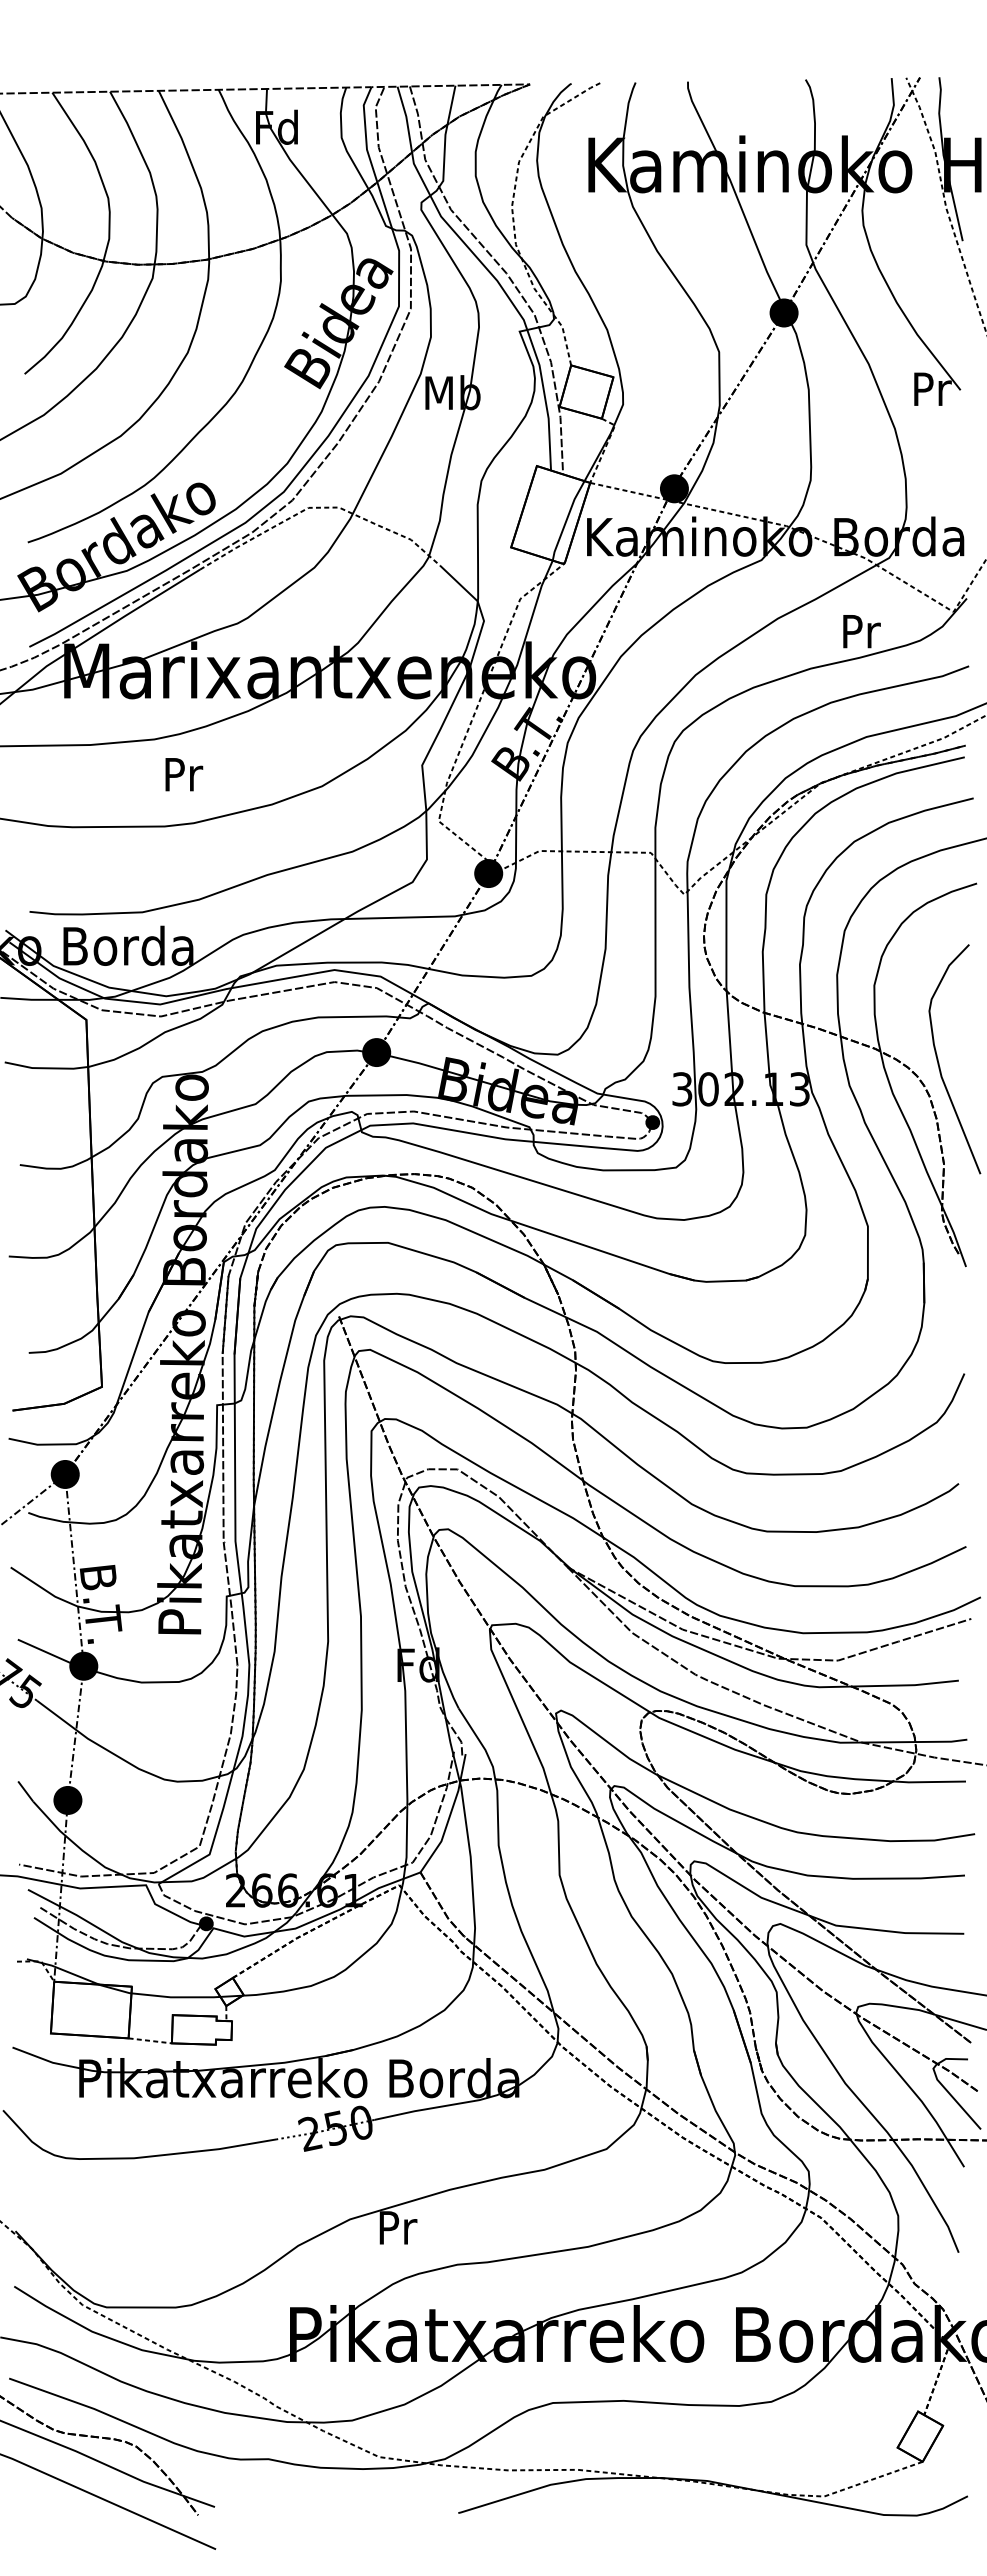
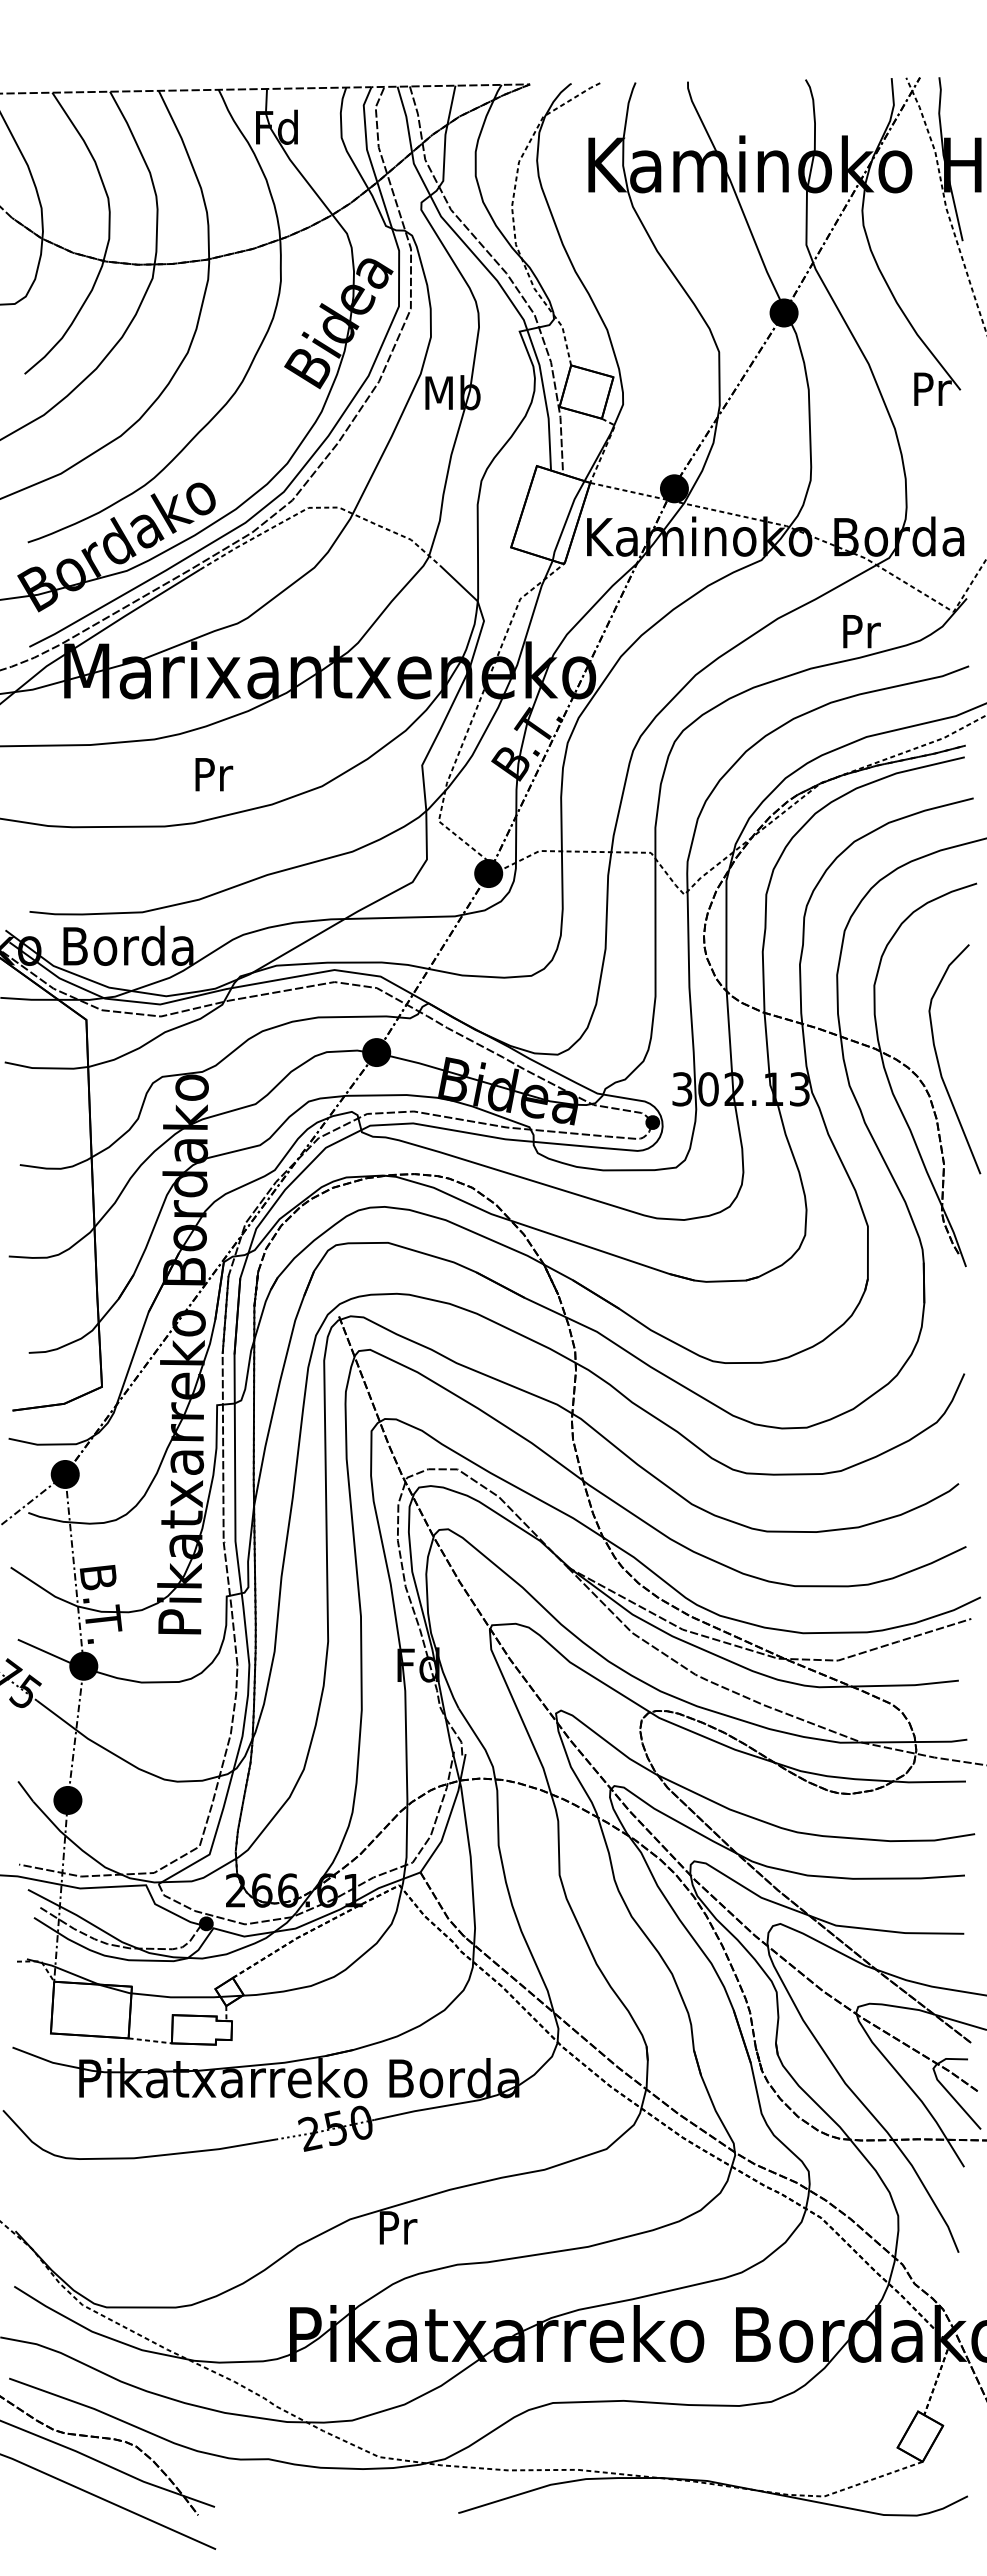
text position: (184, 774) -> (214, 774) (214, 774)
